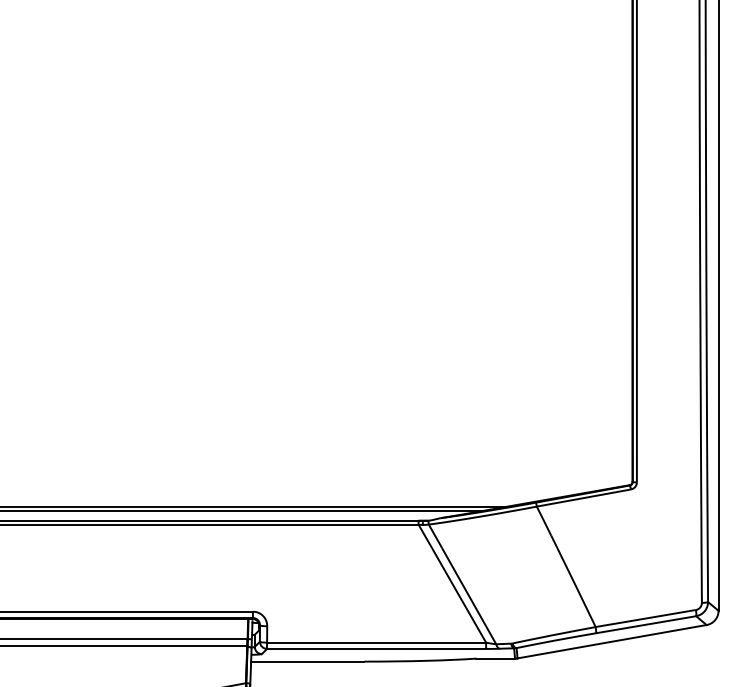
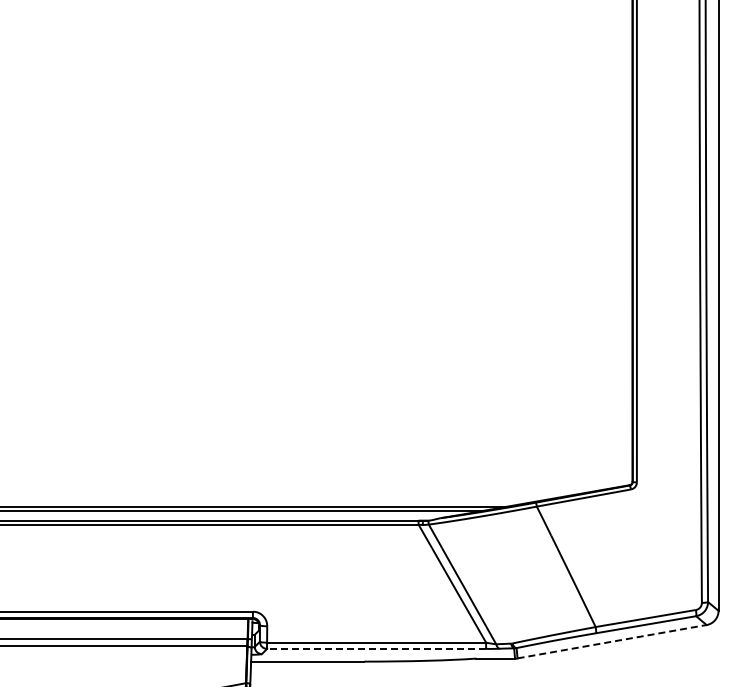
line: solid -> dashed (612, 641)
line: solid -> dashed (376, 648)
